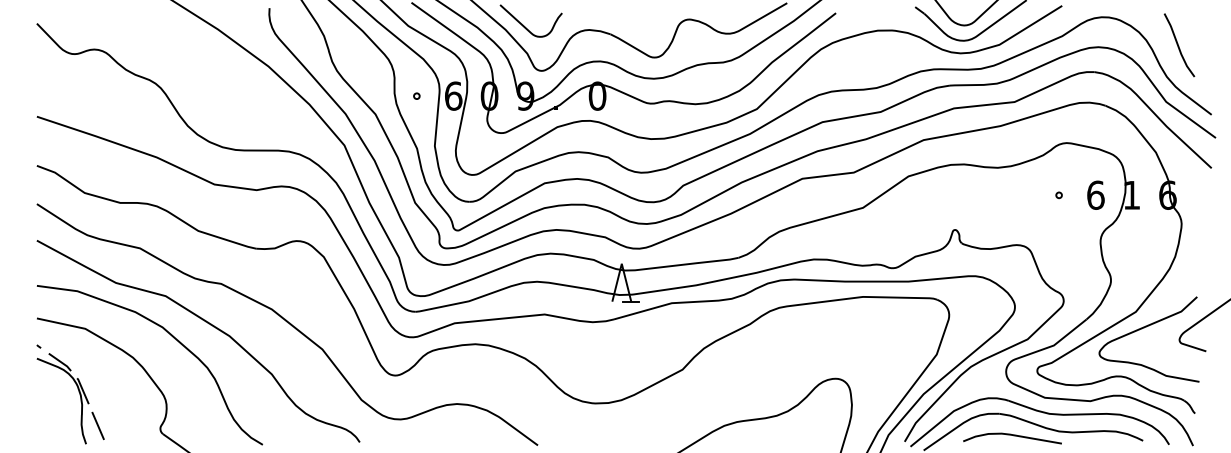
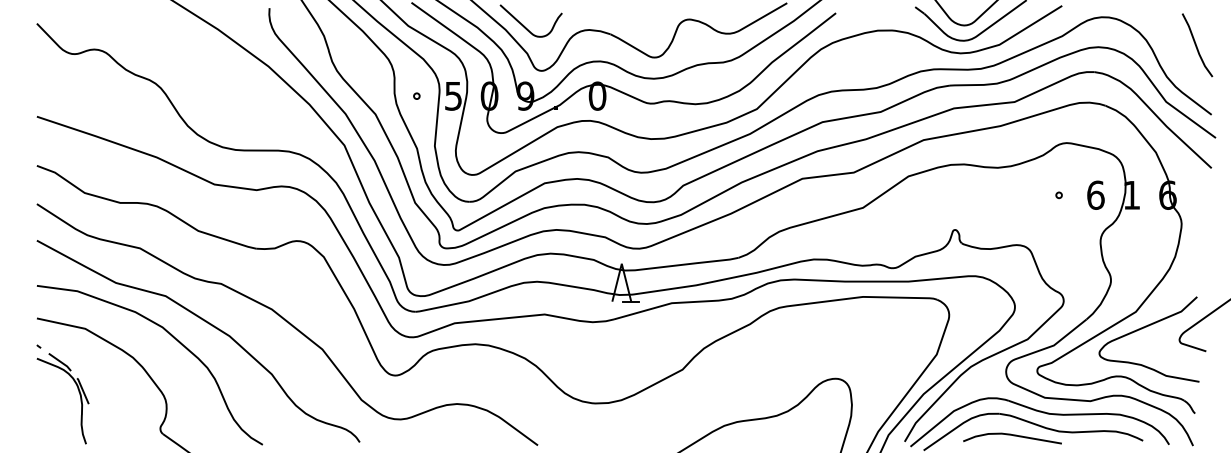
curve position: (1178, 45) -> (1196, 45) (1196, 45)
text: 6 -> 5 (453, 95)
line: present -> none (97, 425)
